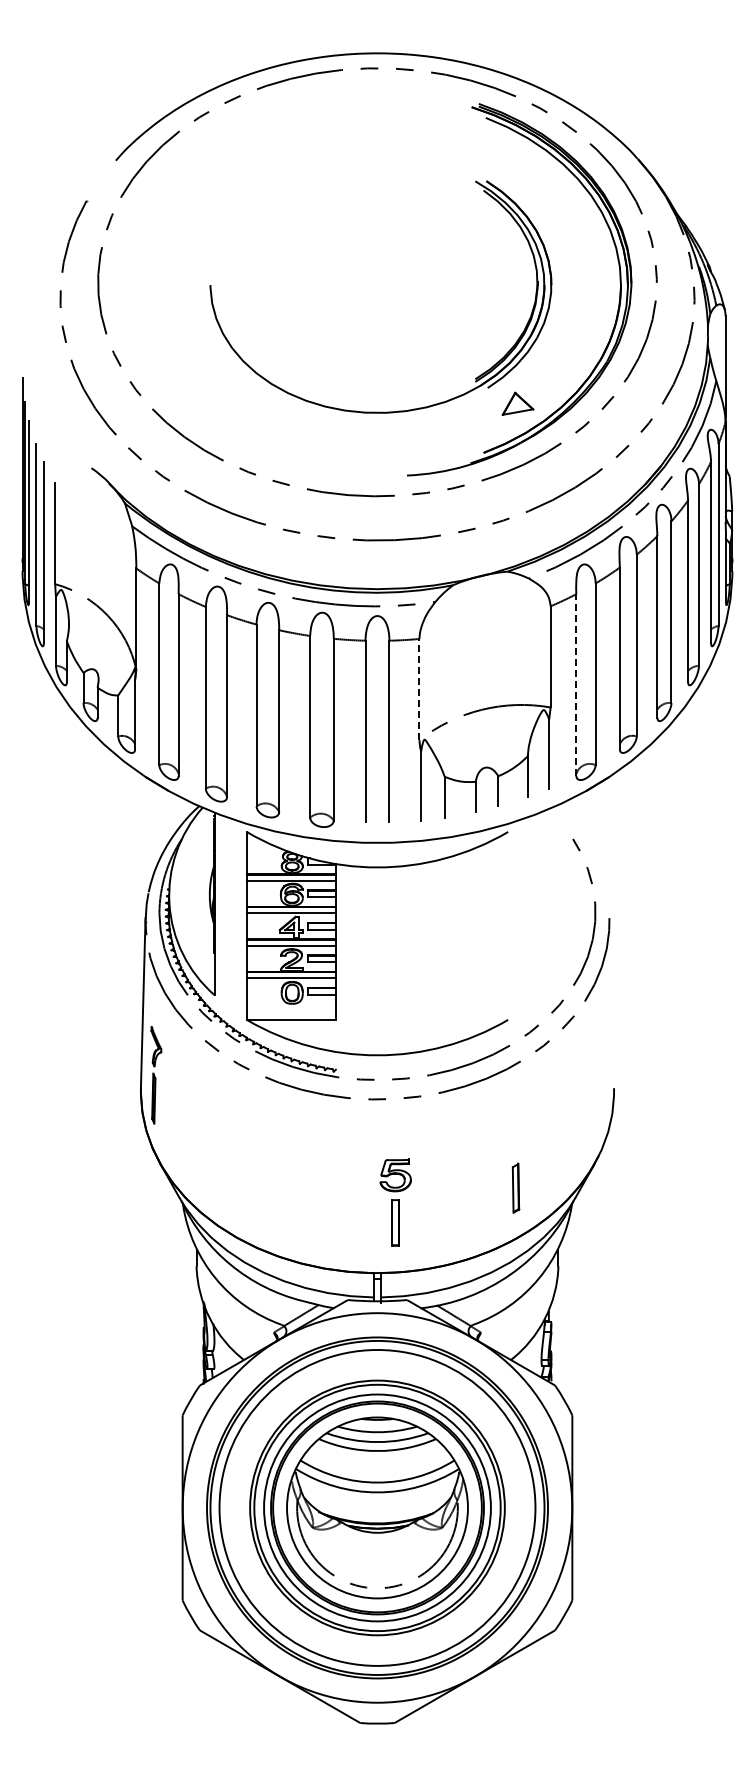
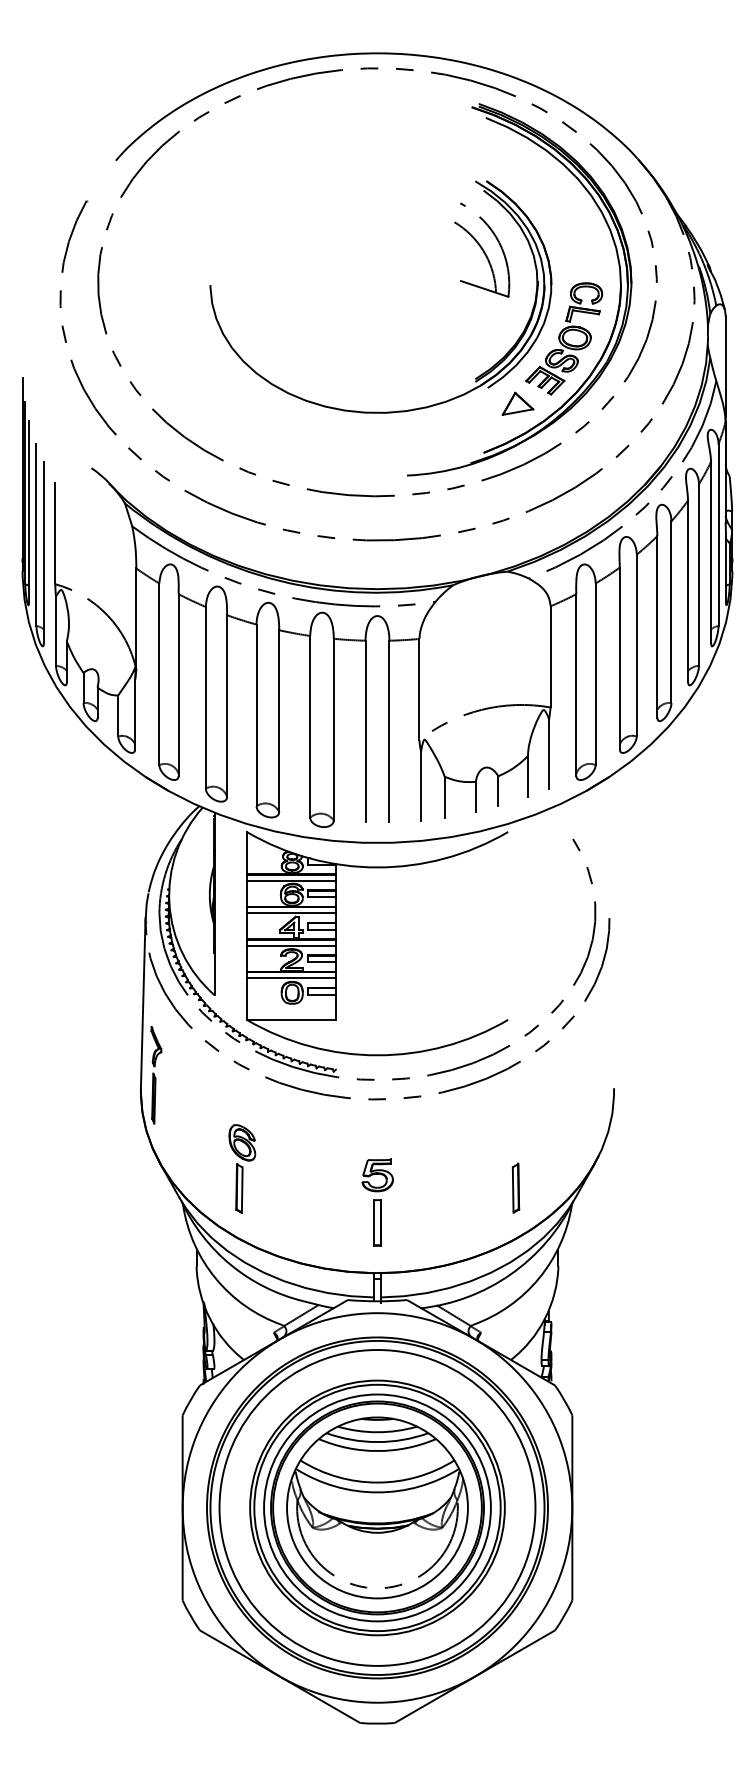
part: none -> present (482, 249)
part: none -> present (564, 338)
line: dashed -> solid (576, 685)
line: dashed -> solid (419, 689)
part: none -> present (242, 1168)
part position: (395, 1202) -> (377, 1202) (377, 1202)
